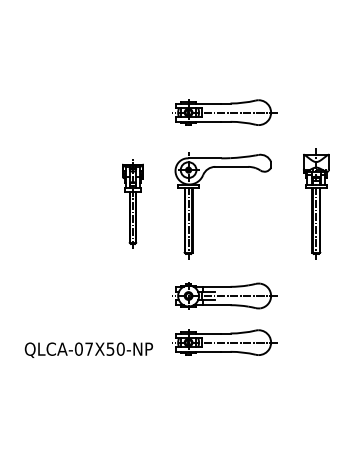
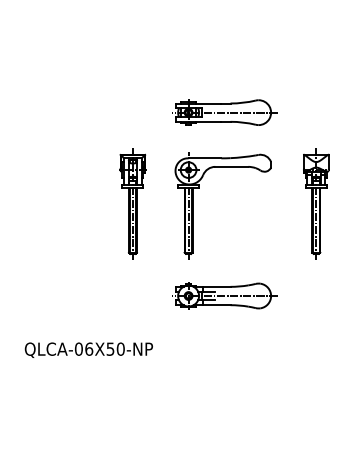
part size: 22x90 px -> 28x112 px (132, 203)
part: present -> none (224, 342)
text: QLCA-07X50-NP -> QLCA-06X50-NP (89, 348)
